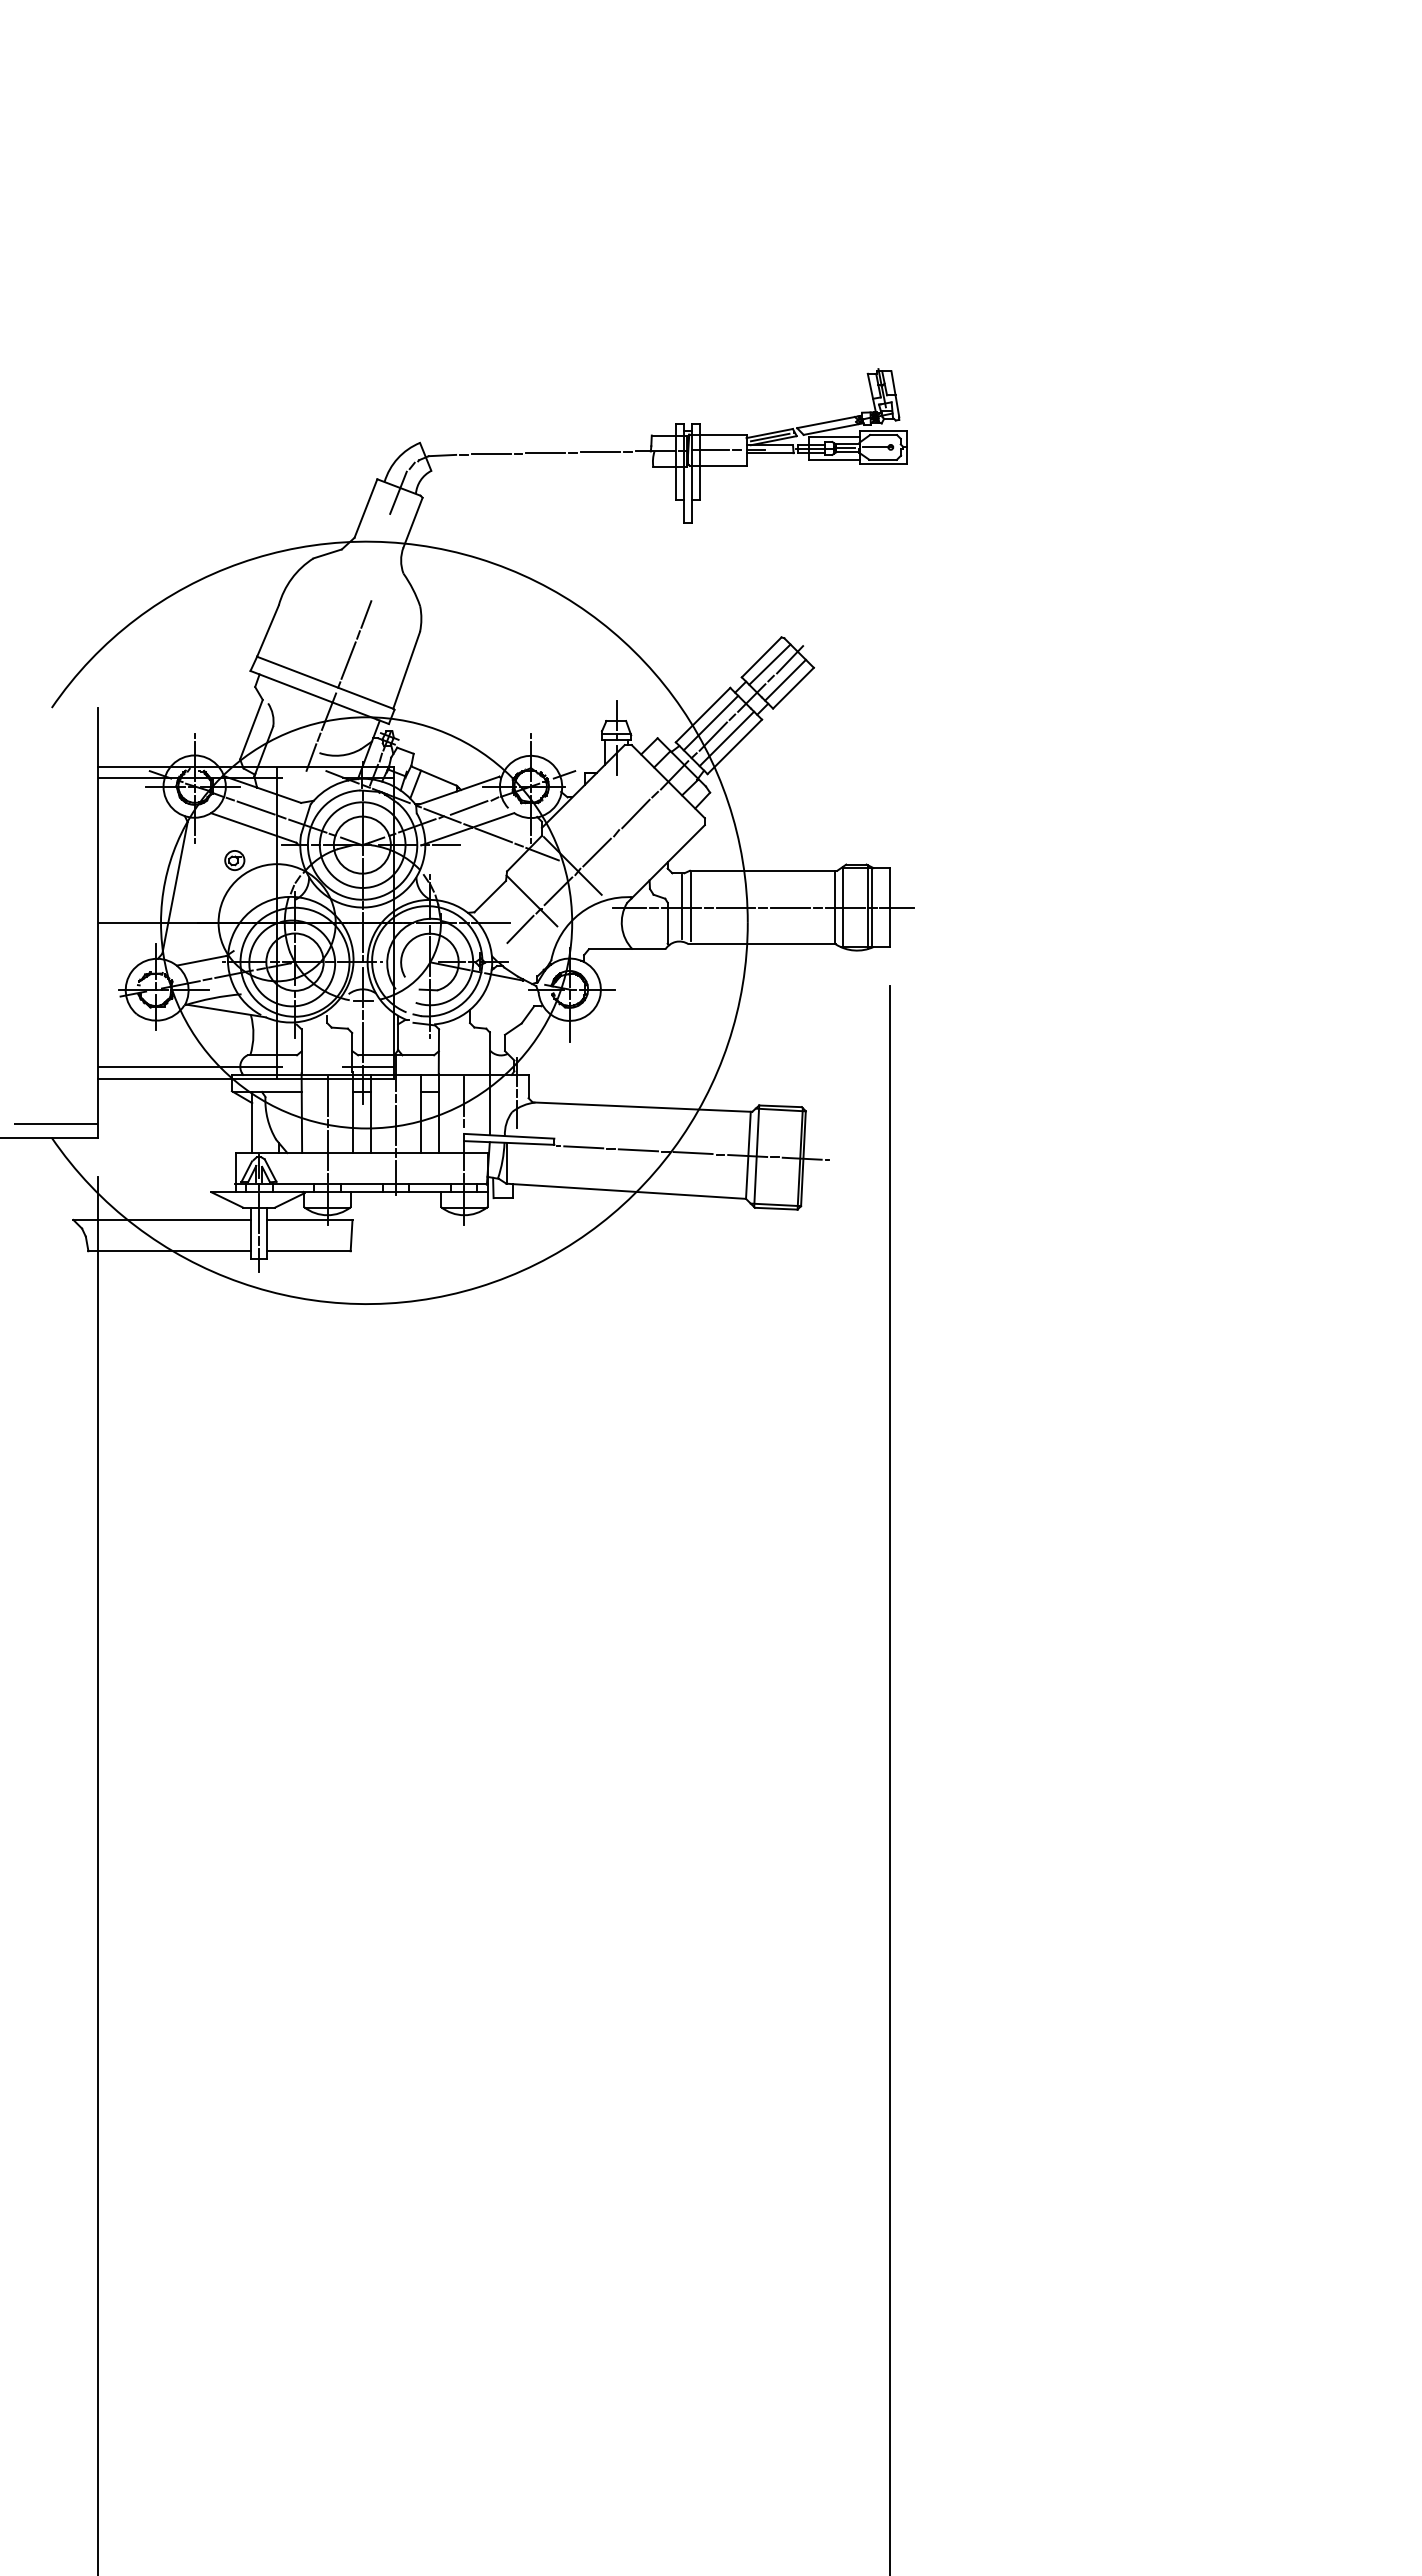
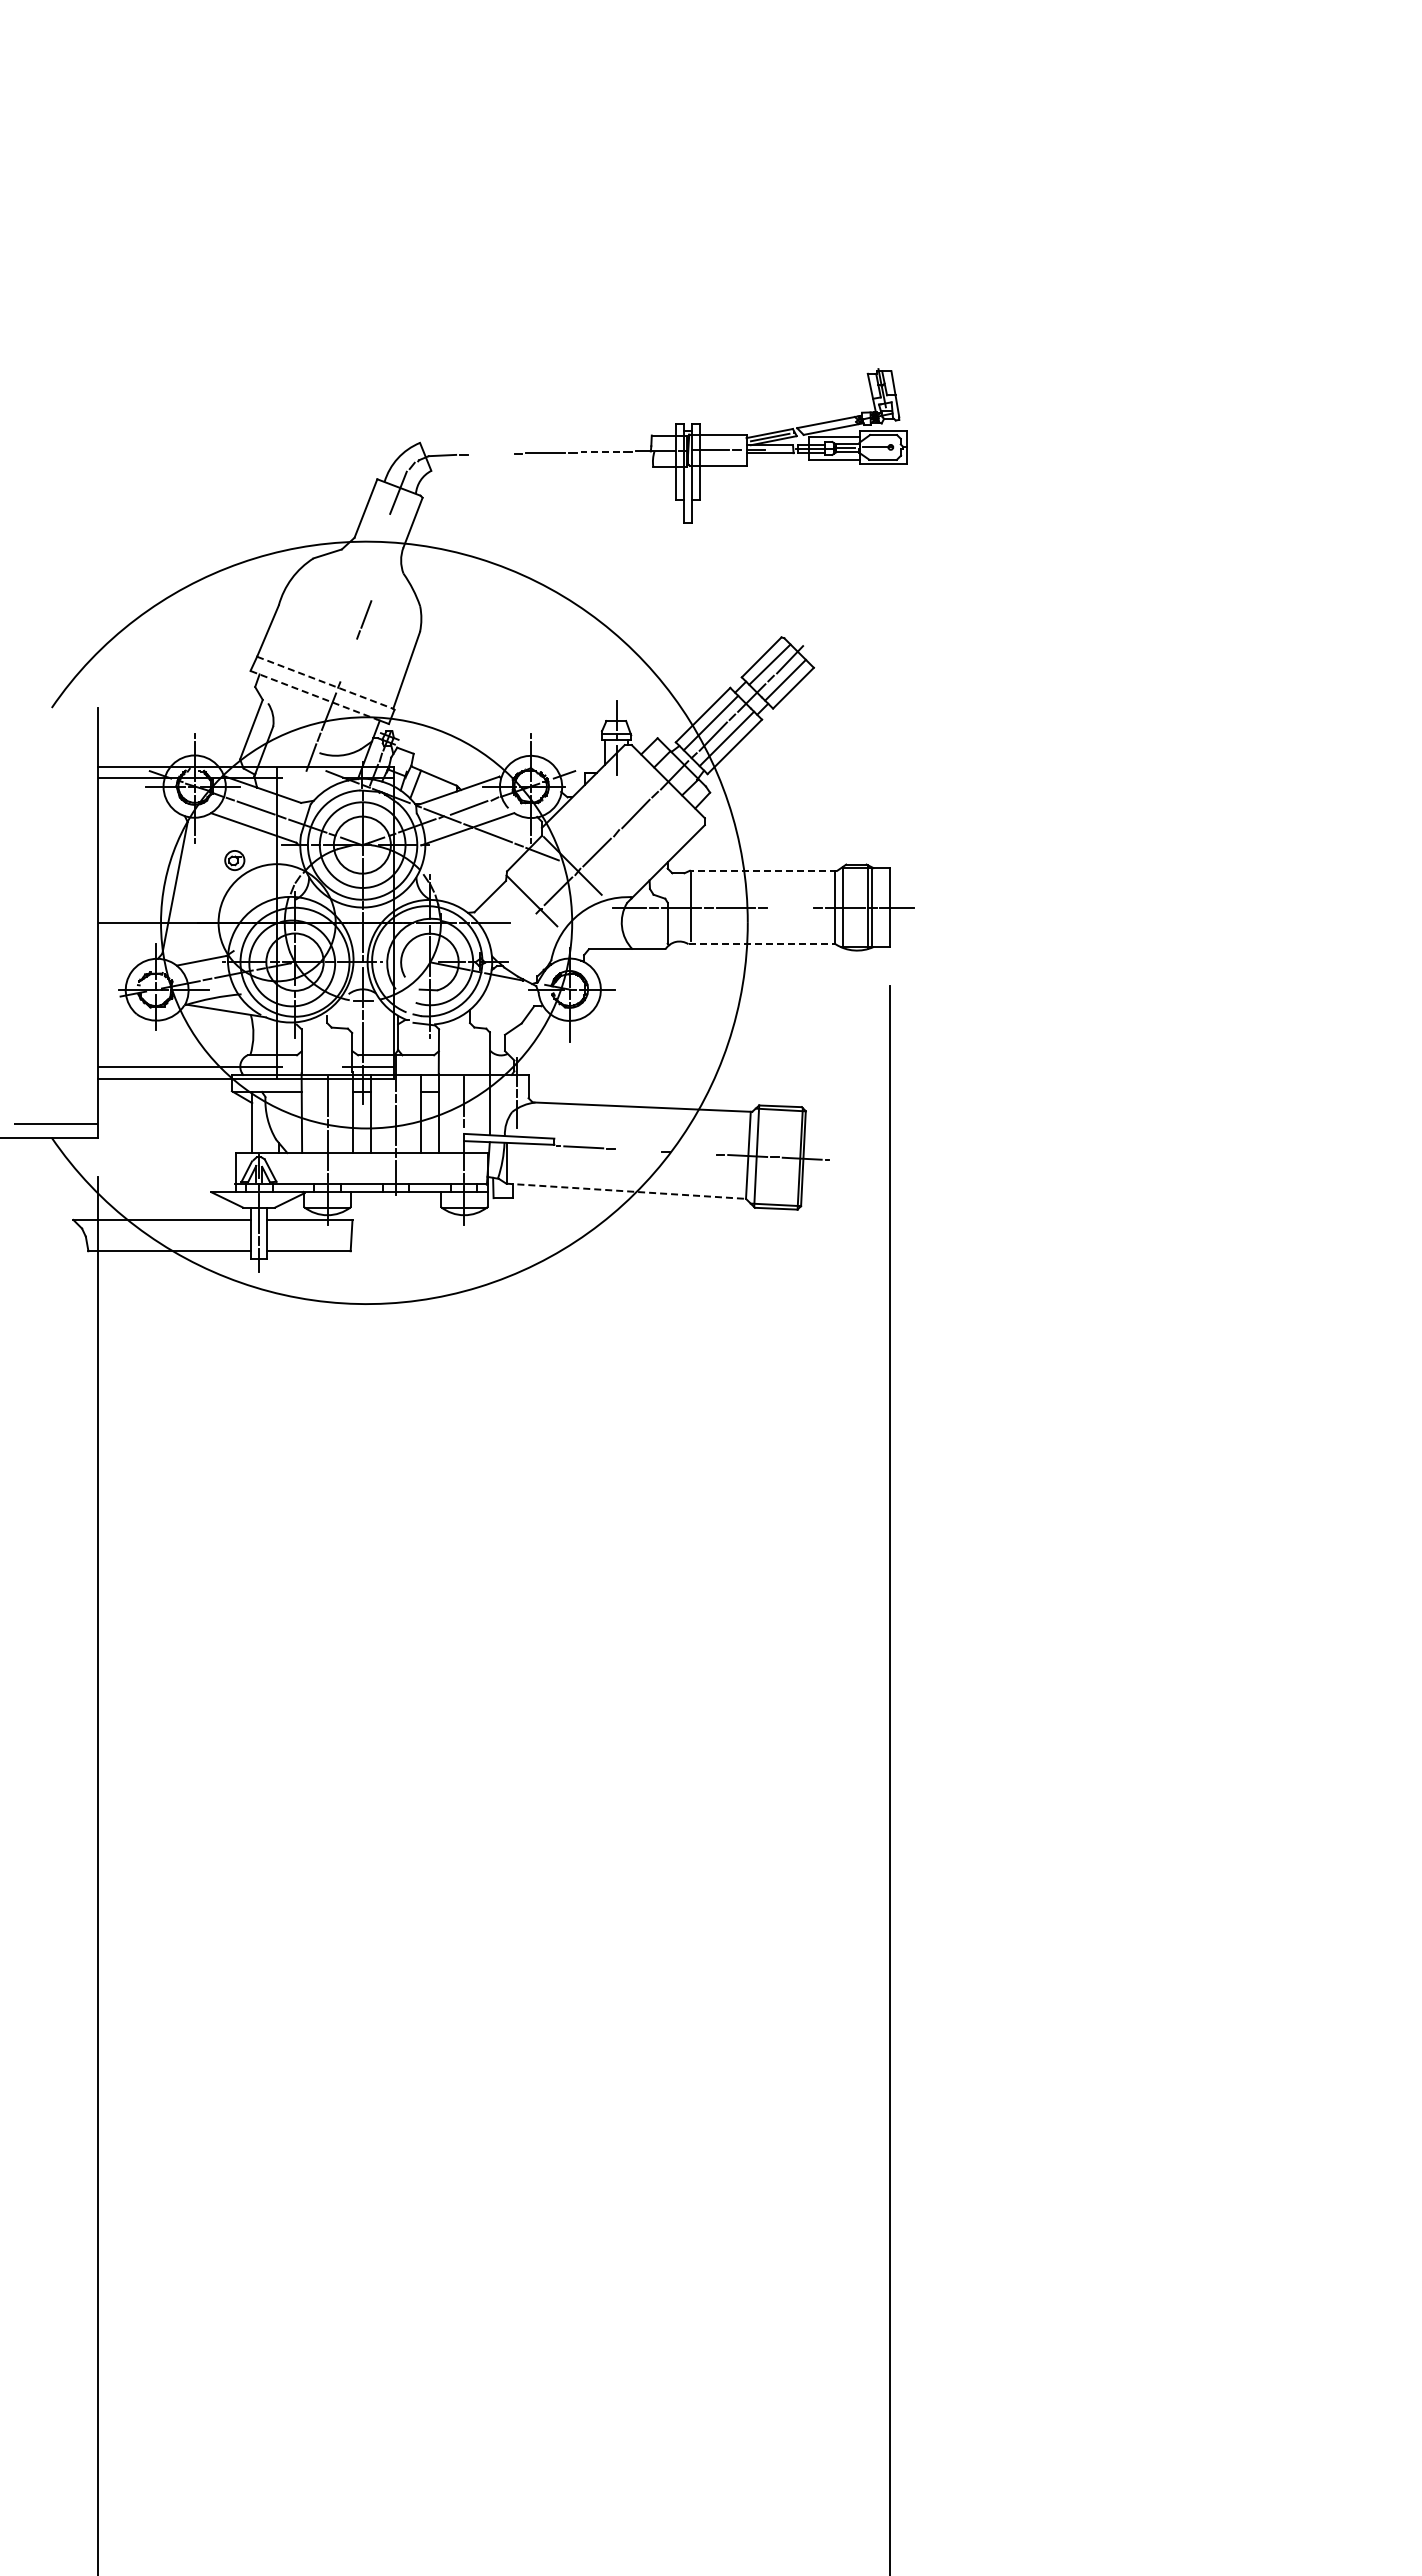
line: solid -> dashed (600, 452)
line: present -> none (490, 454)
line: present -> none (348, 660)
line: solid -> dashed (325, 683)
line: solid -> dashed (313, 695)
line: present -> none (446, 845)
line: solid -> dashed (763, 870)
line: present -> none (682, 906)
line: present -> none (790, 907)
line: present -> none (520, 928)
line: solid -> dashed (762, 944)
line: present -> none (638, 1150)
line: present -> none (692, 1153)
line: solid -> dashed (626, 1191)
